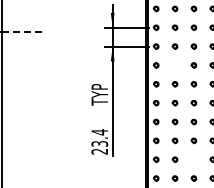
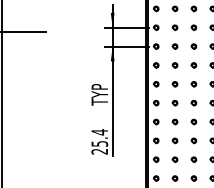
line: dashed -> solid (24, 31)
part: none -> present (174, 65)
text: 23.4 -> 25.4 (99, 143)
part: none -> present (193, 159)
